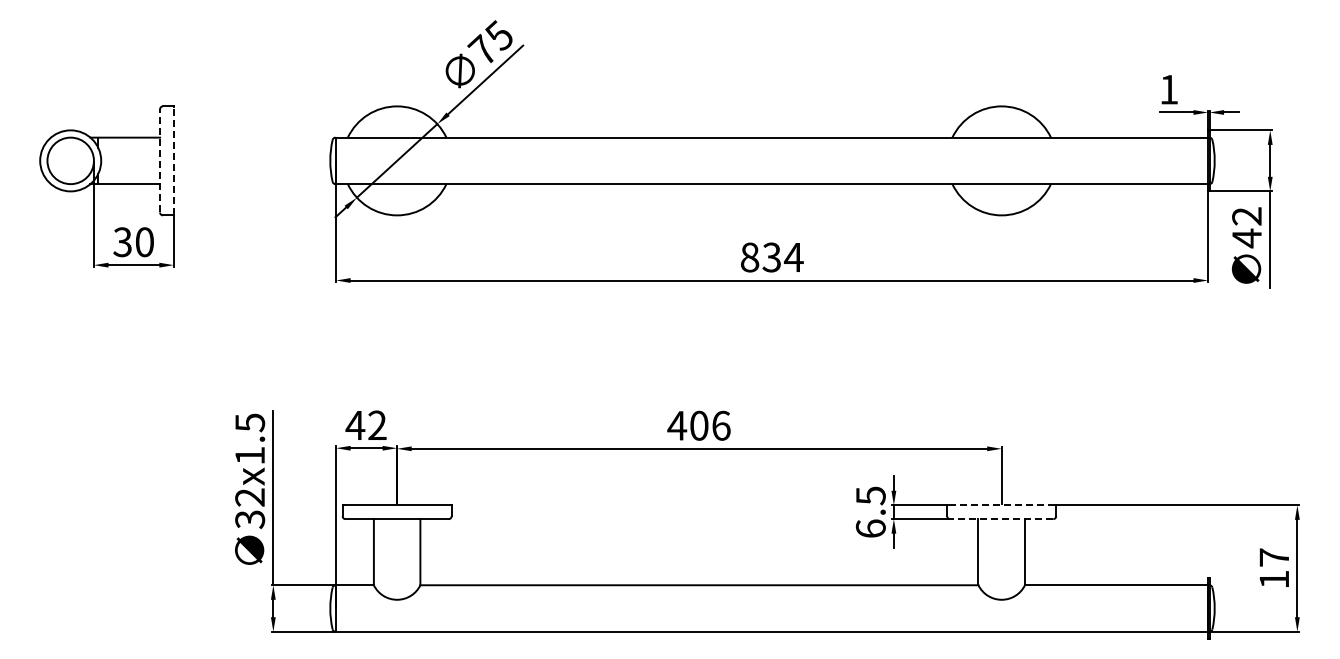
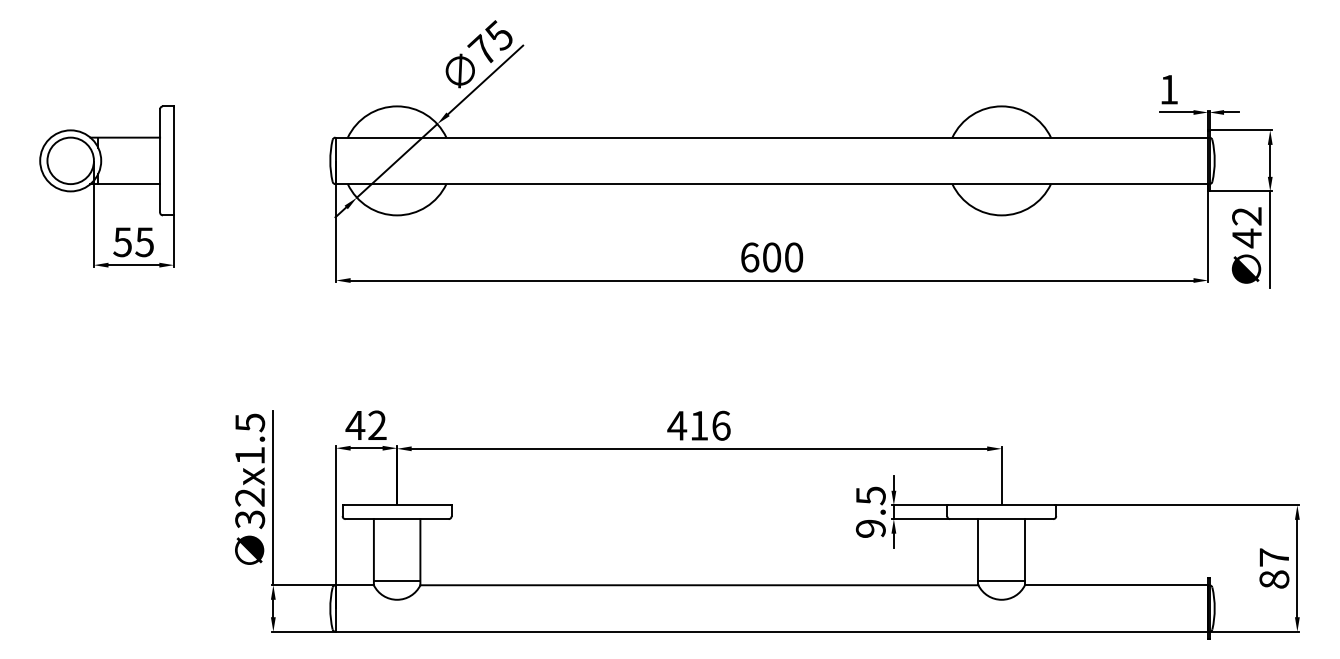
line: dashed -> solid (160, 160)
line: dashed -> solid (173, 160)
text: 30 -> 55 (133, 242)
text: 834 -> 600 (772, 257)
text: 406 -> 416 (699, 425)
line: dashed -> solid (1001, 505)
line: dashed -> solid (1001, 519)
text: 6.5 -> 9.5 (870, 528)
text: 17 -> 87 (1274, 579)
line: none -> present (396, 580)
line: none -> present (1001, 580)
